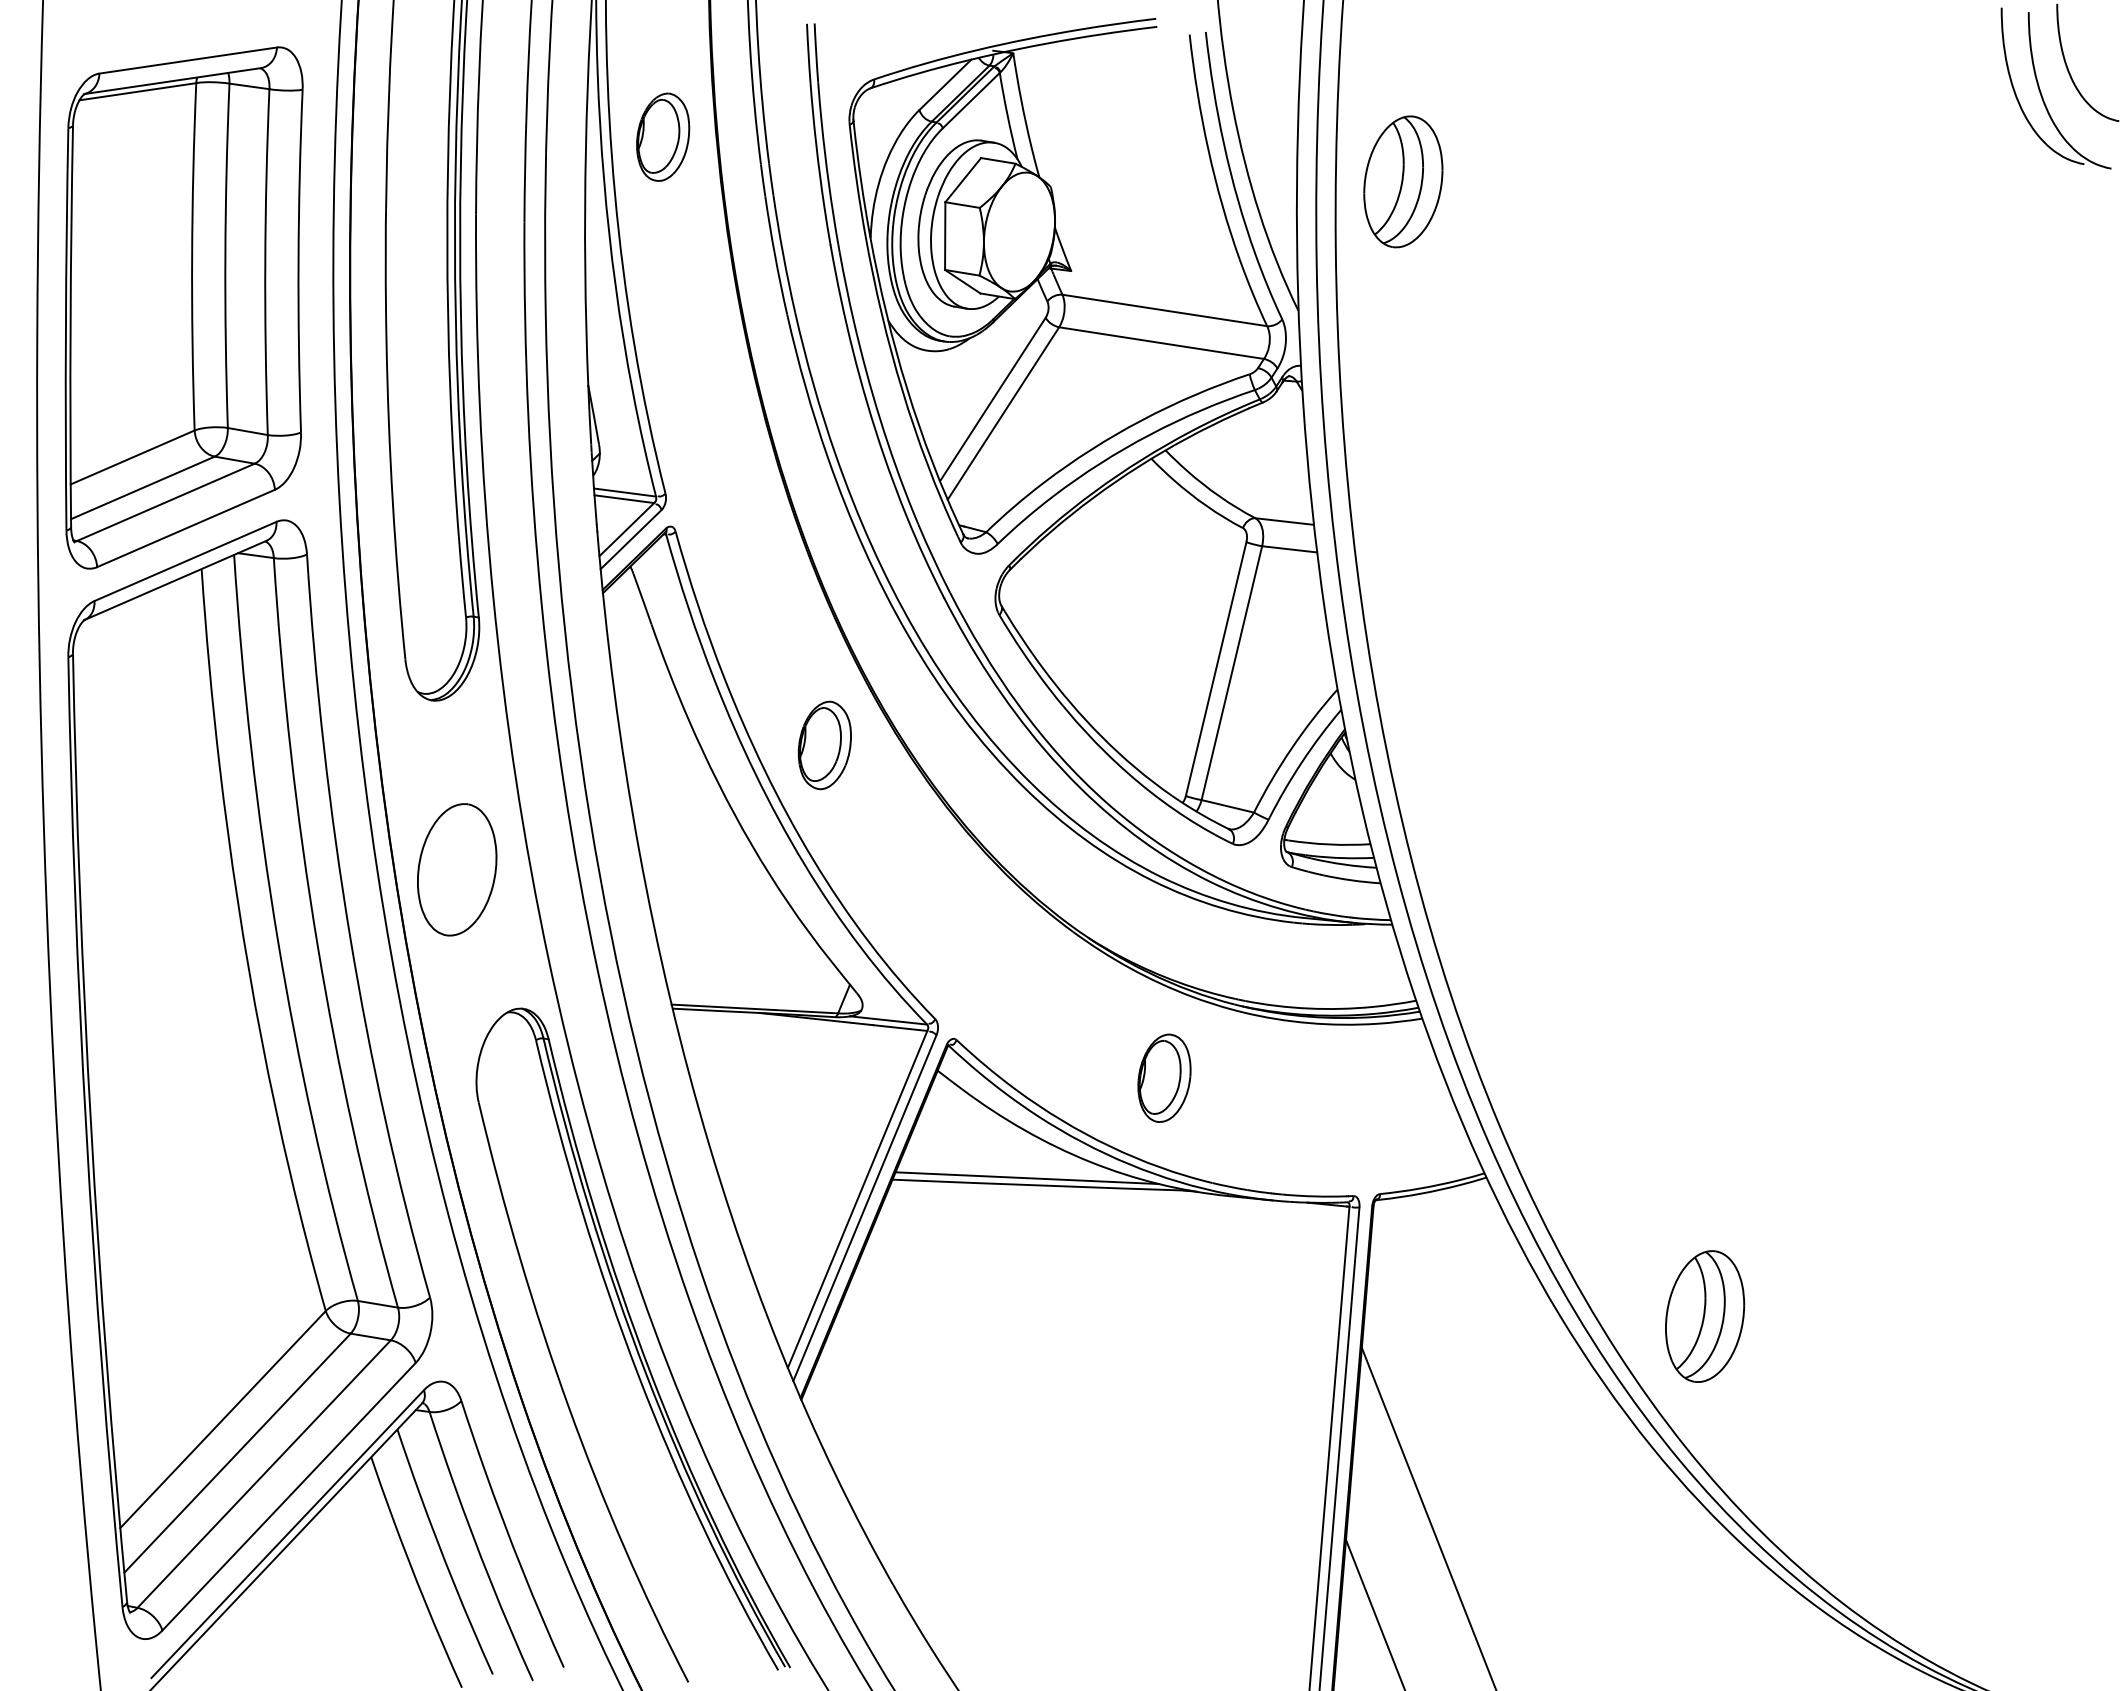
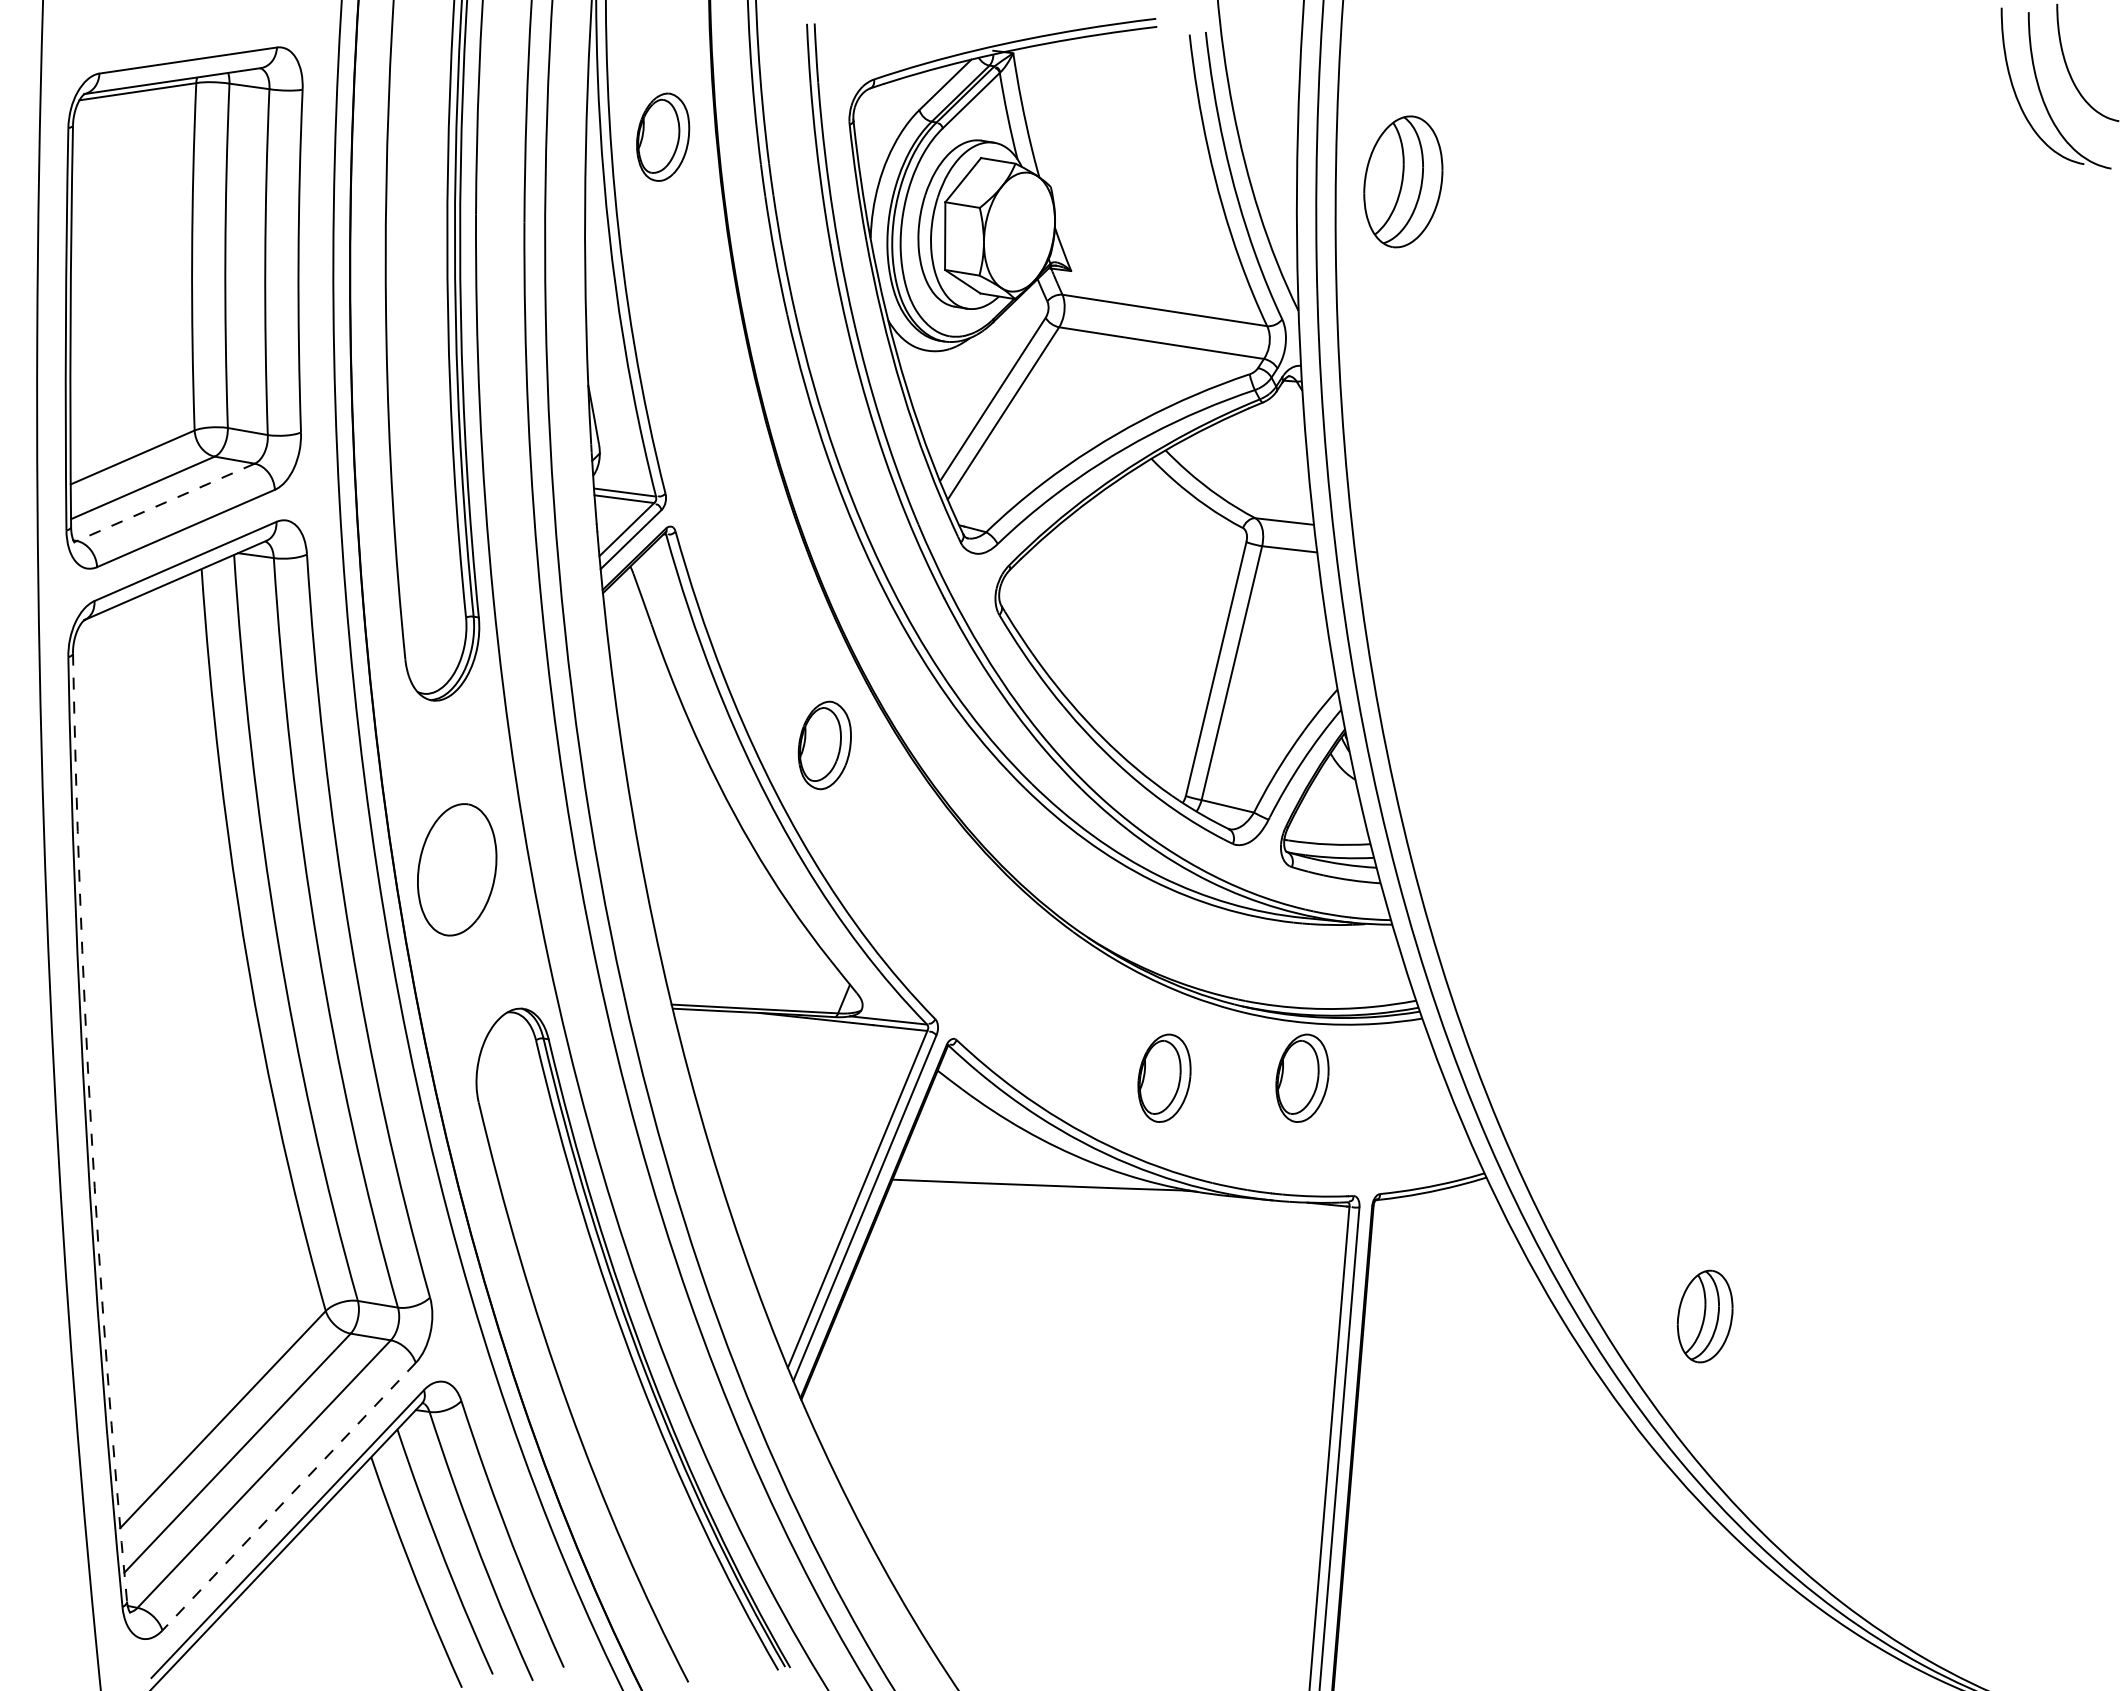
line: solid -> dashed (165, 502)
part: none -> present (1302, 1077)
arc: solid -> dashed (91, 1128)
line: present -> none (1027, 1178)
part size: 81x133 px -> 58x95 px (1704, 1316)
line: solid -> dashed (288, 1497)
line: present -> none (1428, 1517)
line: present -> none (1374, 1613)
